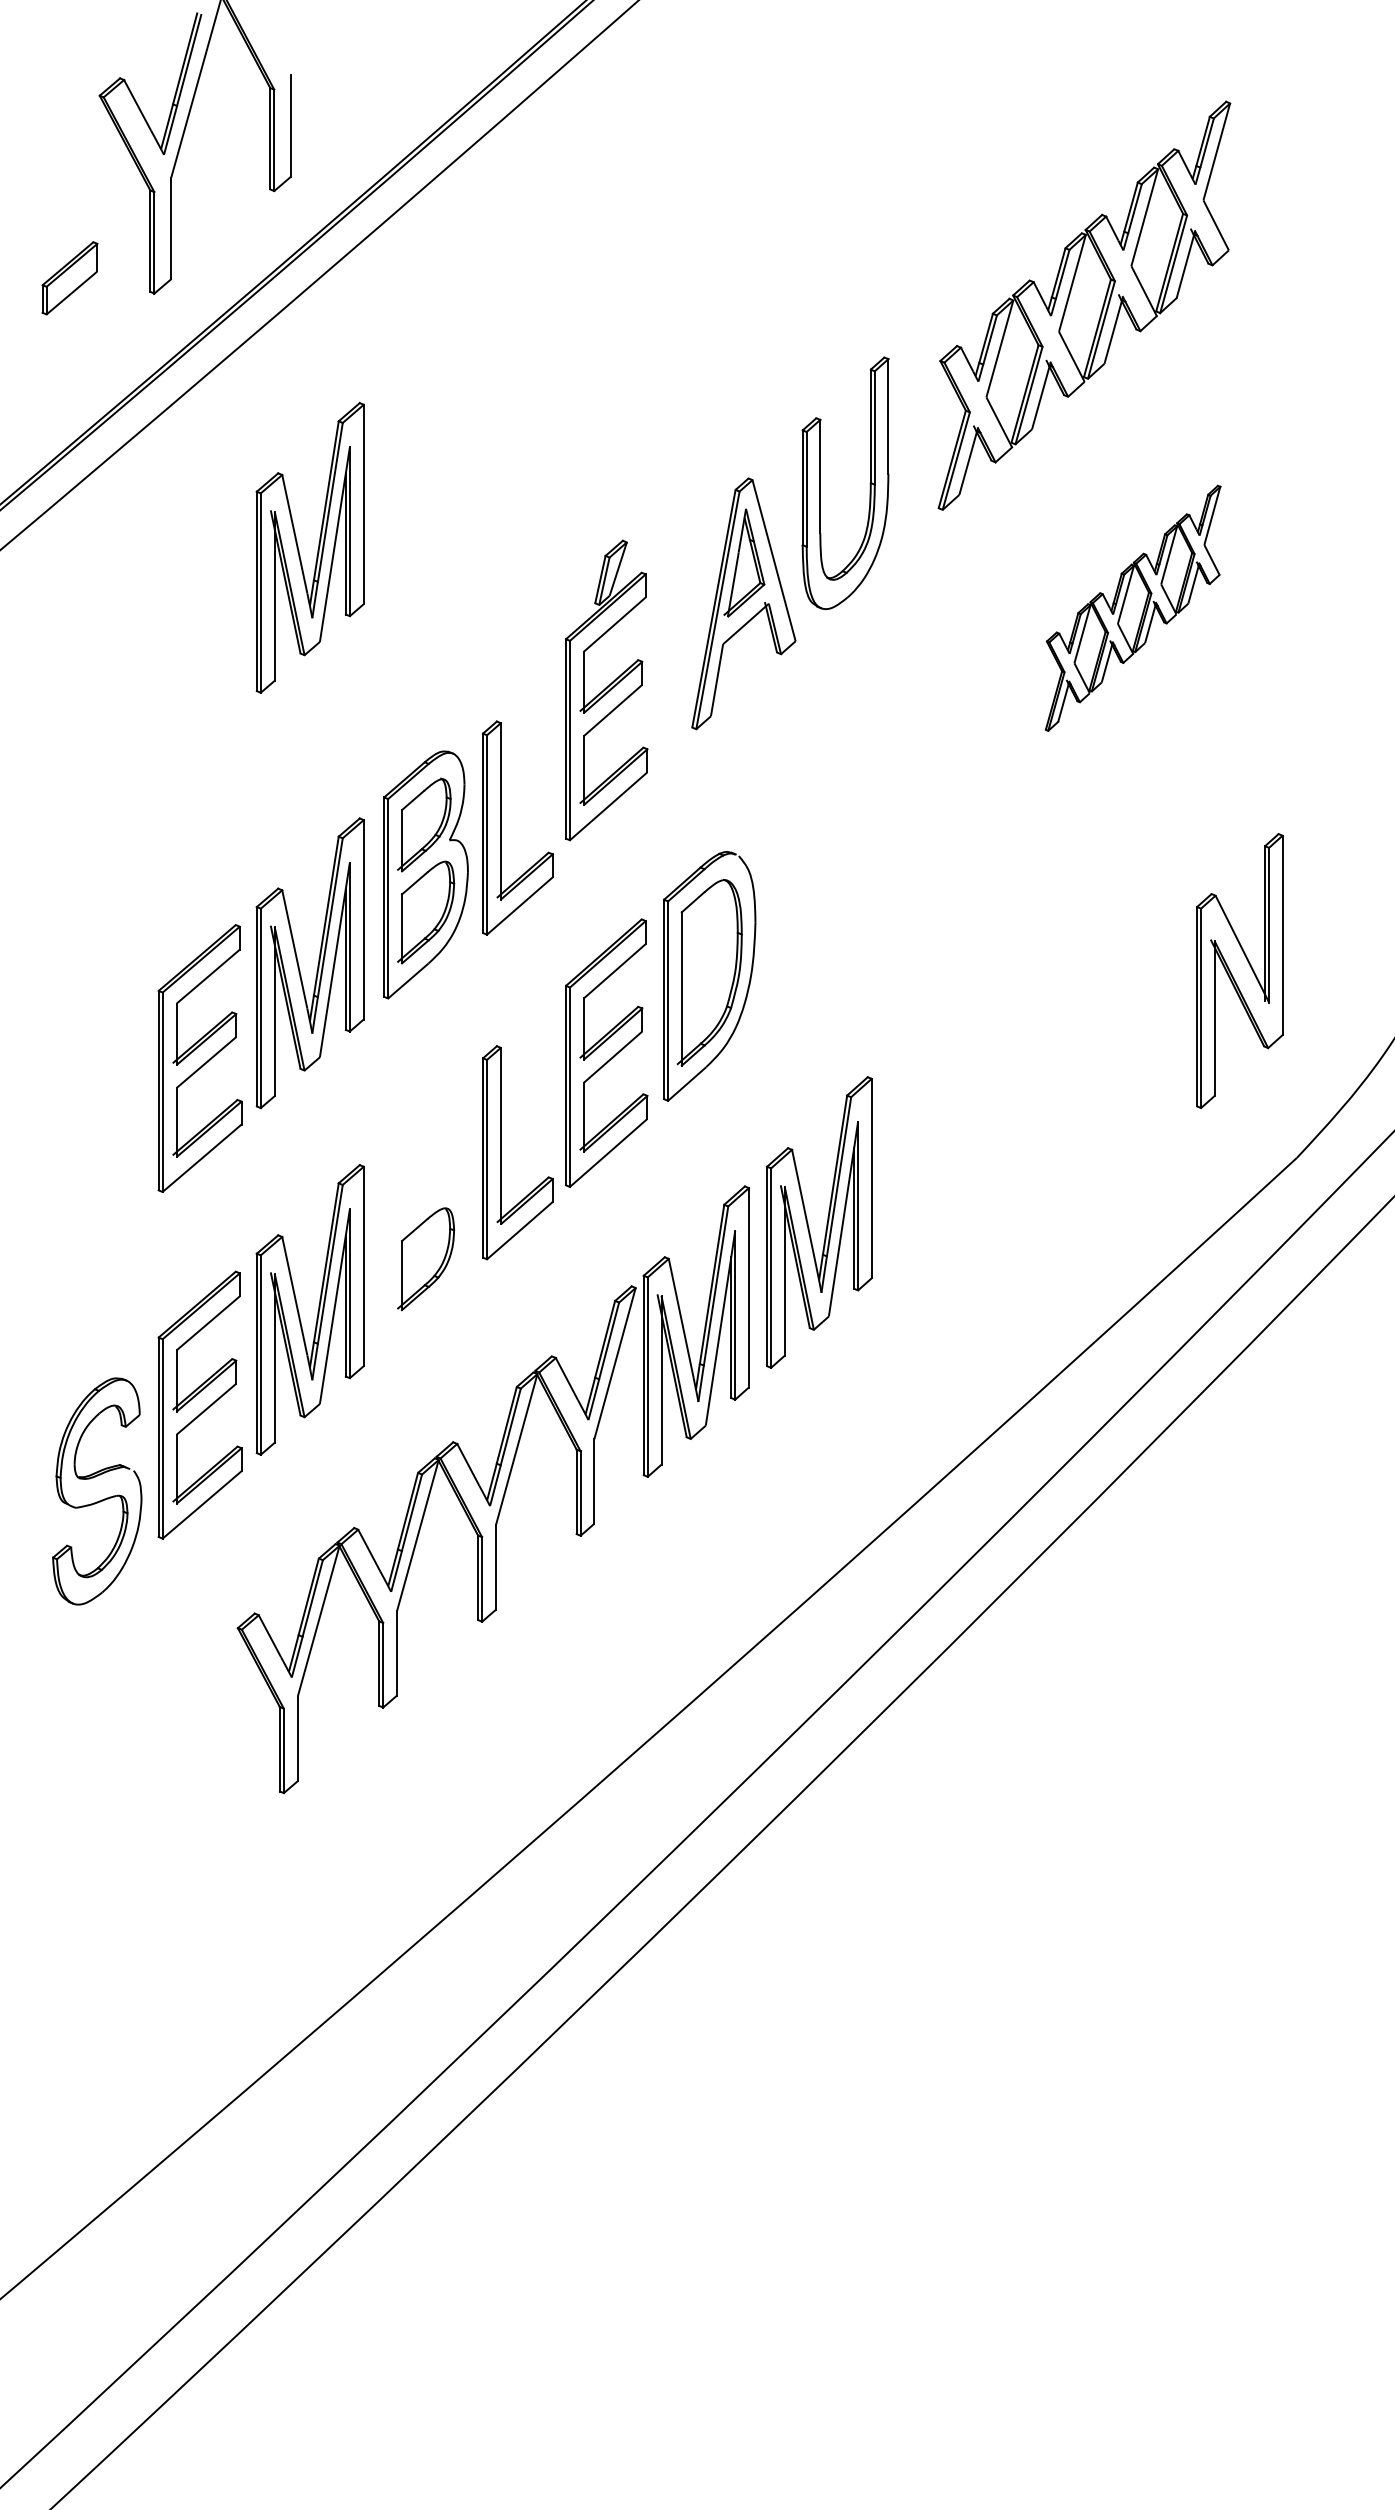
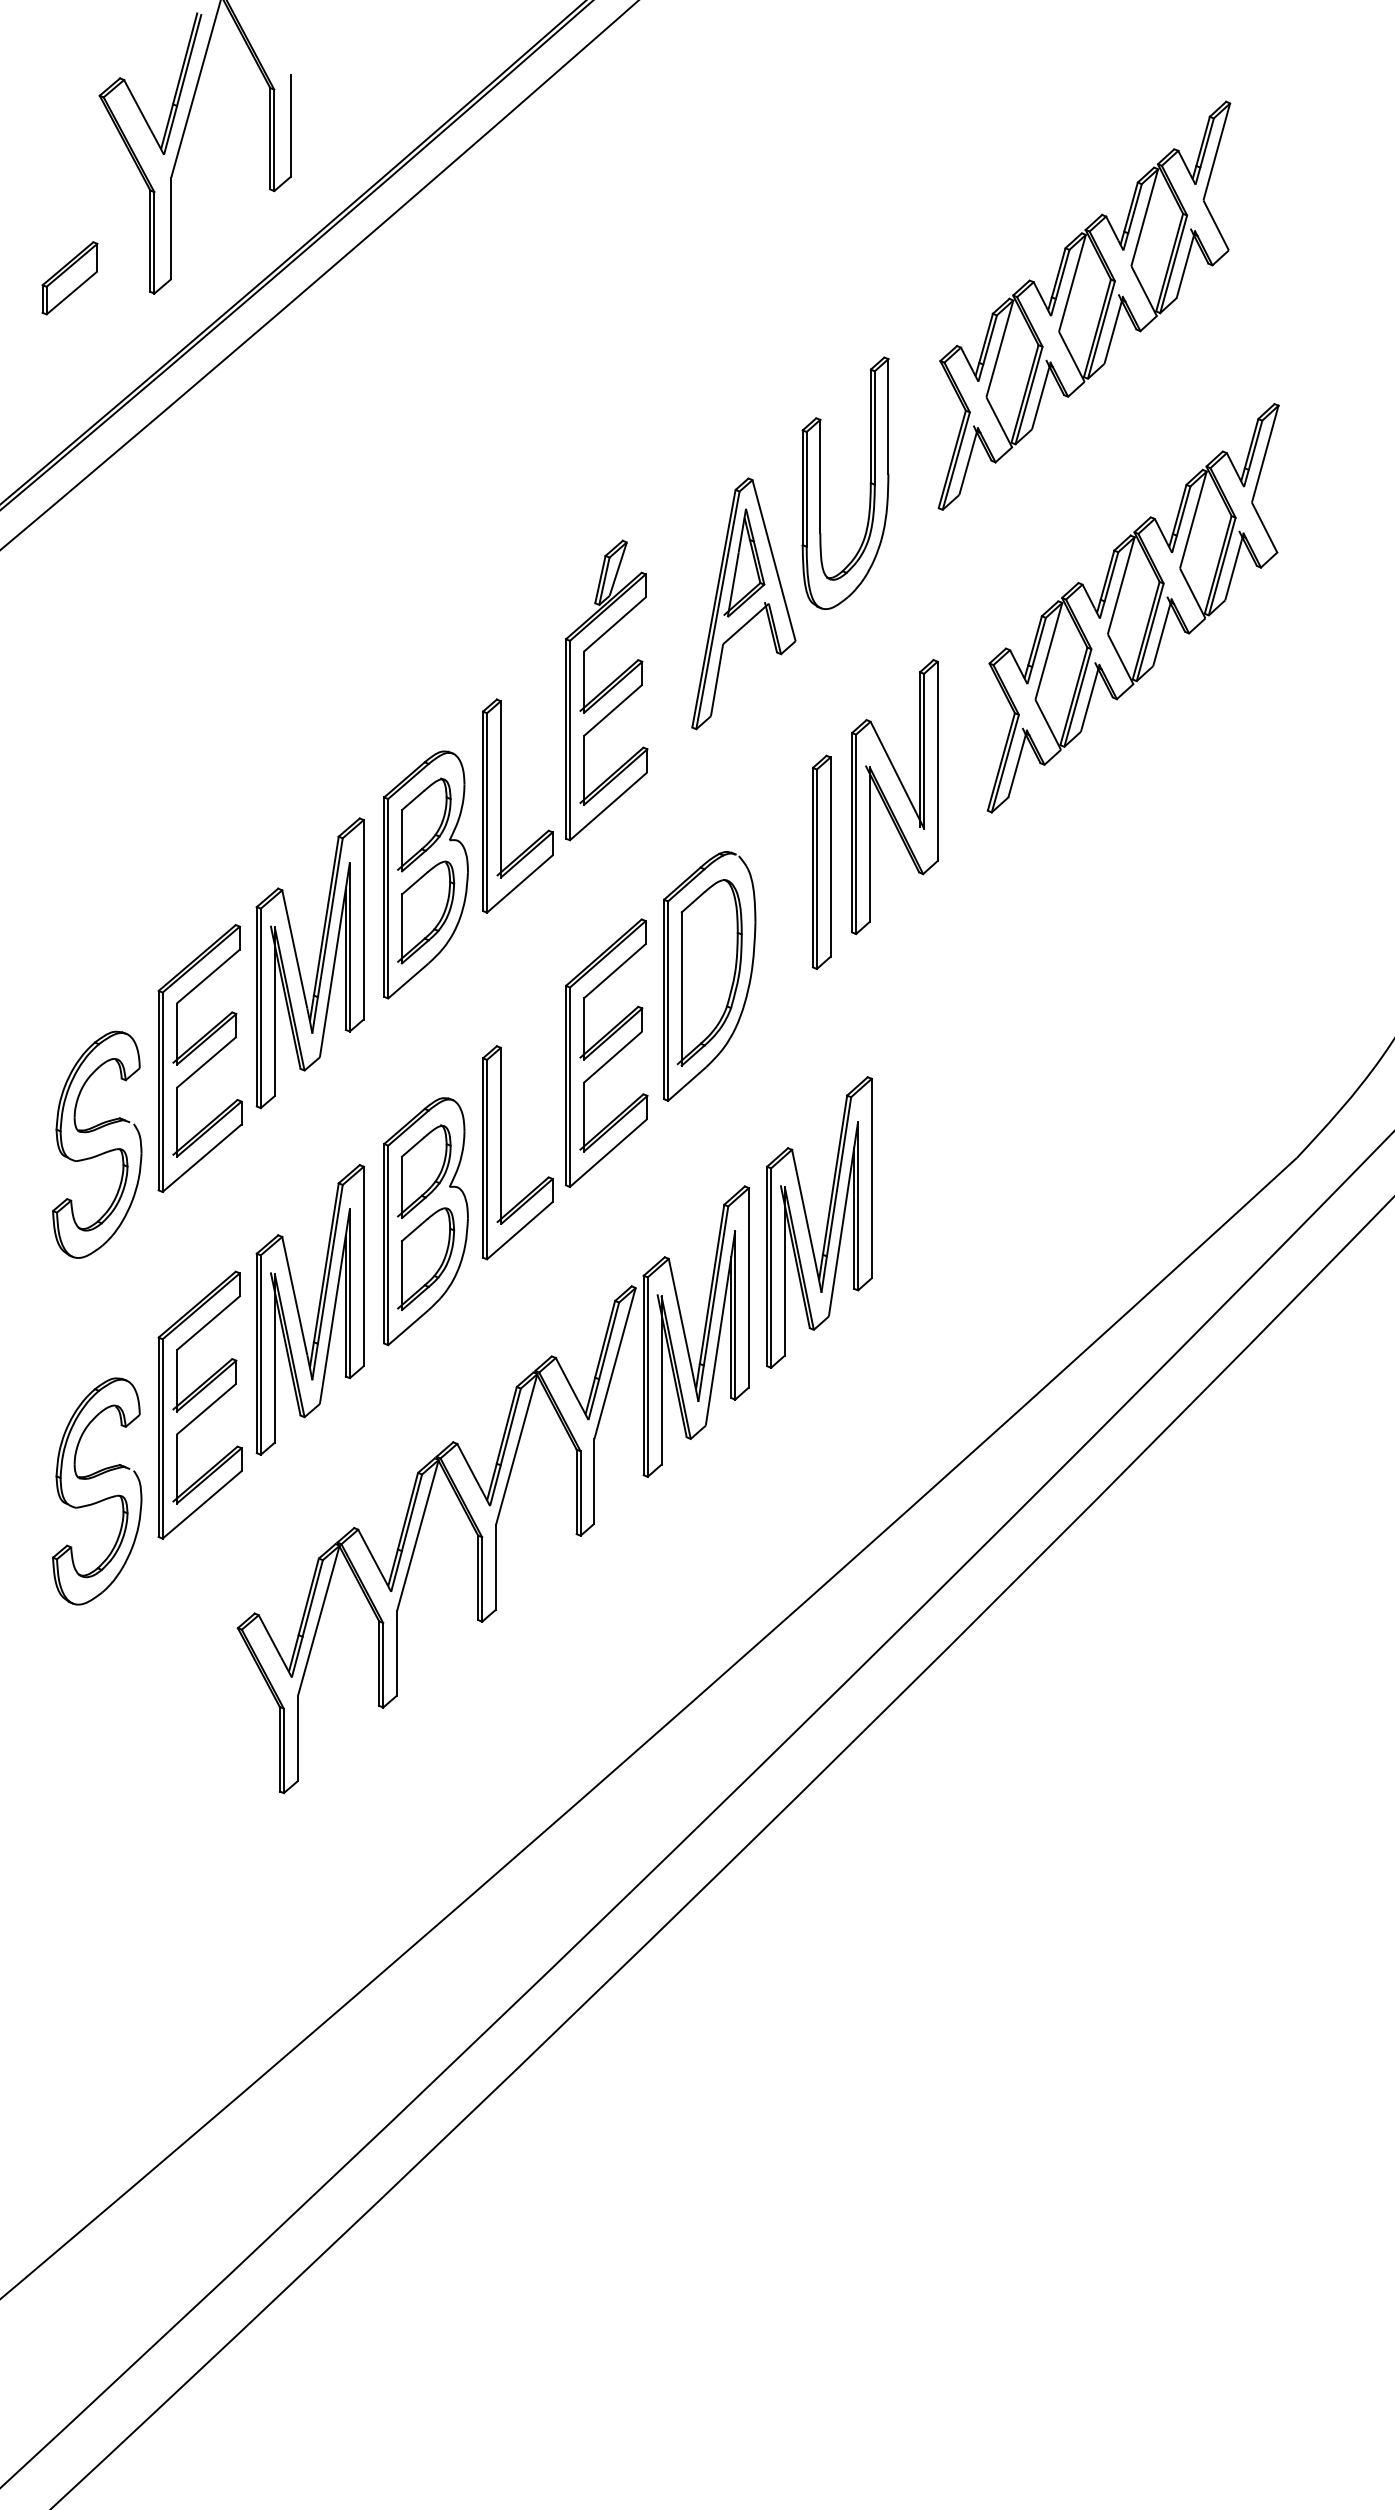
part: present -> none (317, 549)
part size: 178x248 px -> 294x411 px (1132, 608)
part position: (501, 827) -> (501, 805) (501, 805)
part: none -> present (821, 861)
part position: (1239, 971) -> (894, 797) (894, 797)
part: none -> present (102, 1152)
part: none -> present (425, 1221)
